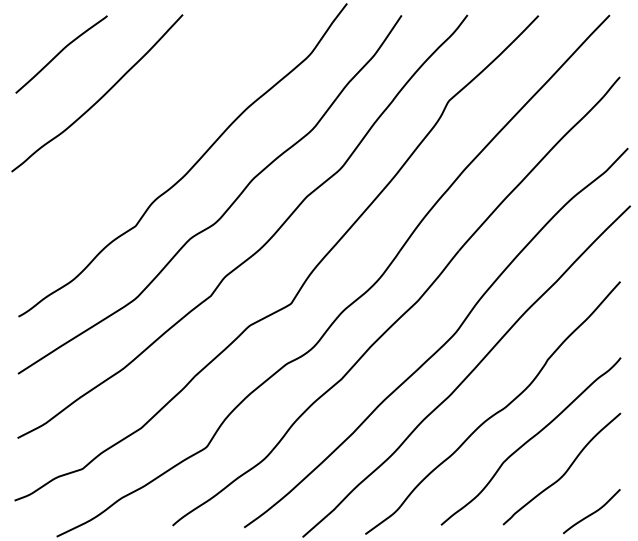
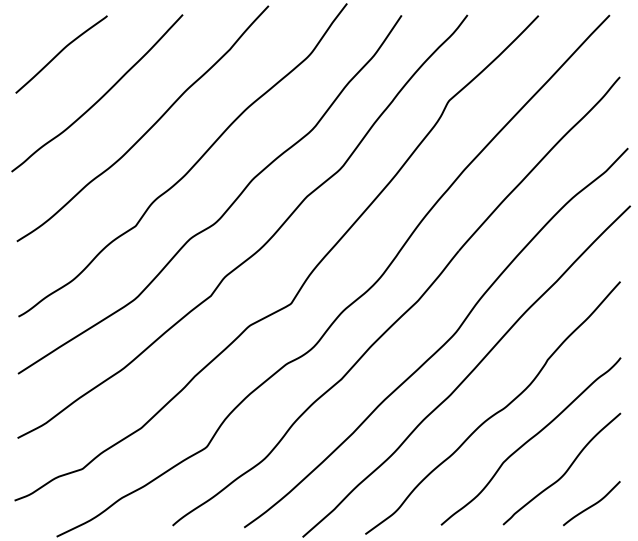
curve: none -> present (148, 129)
curve position: (592, 512) -> (592, 504) (592, 504)
